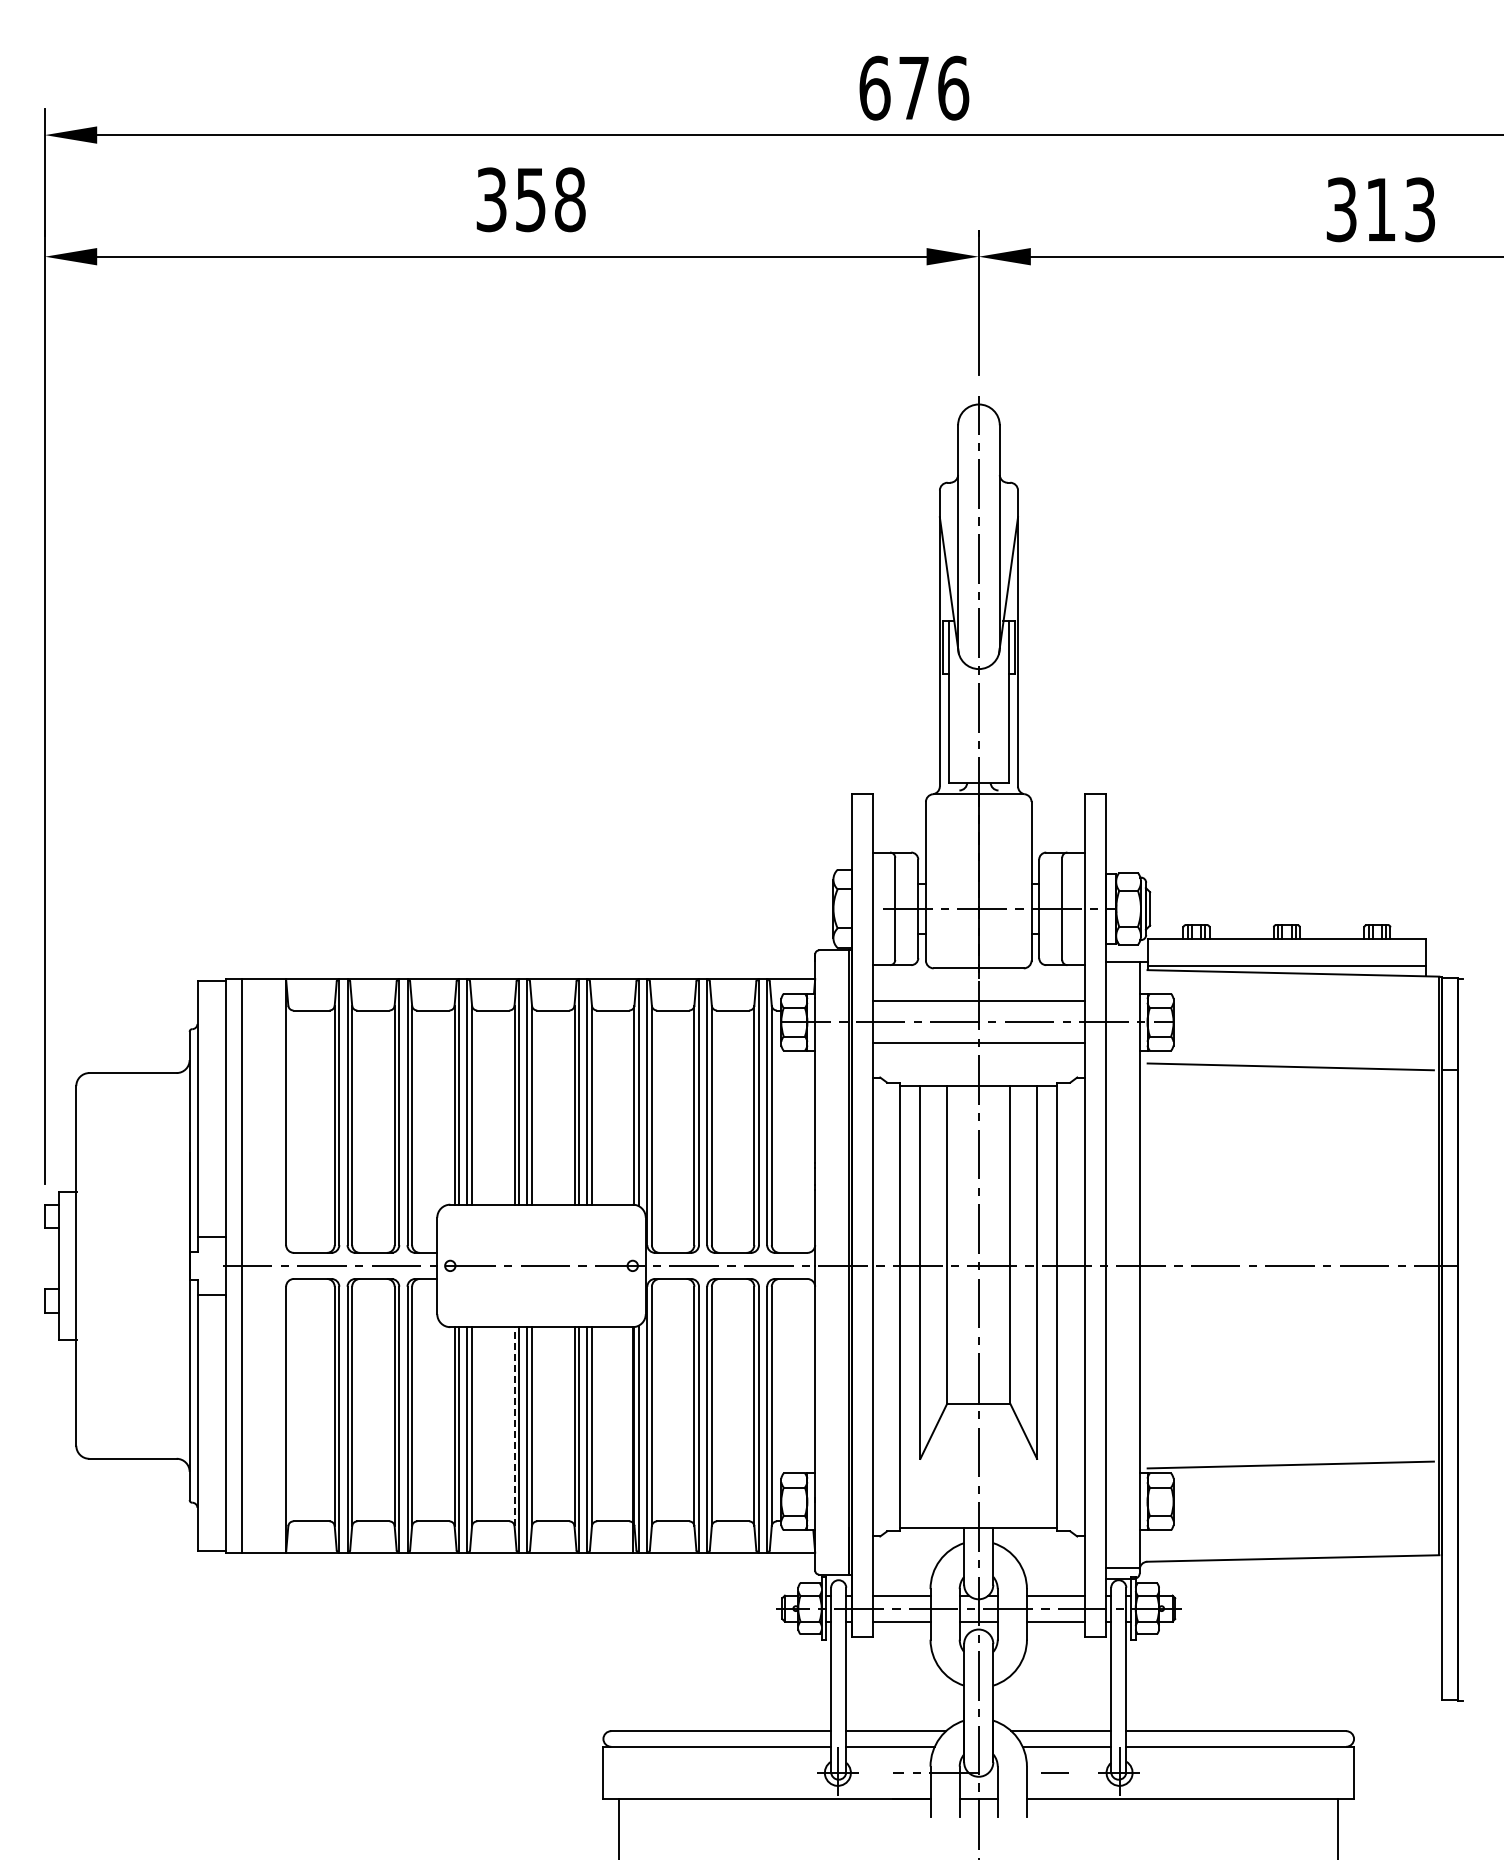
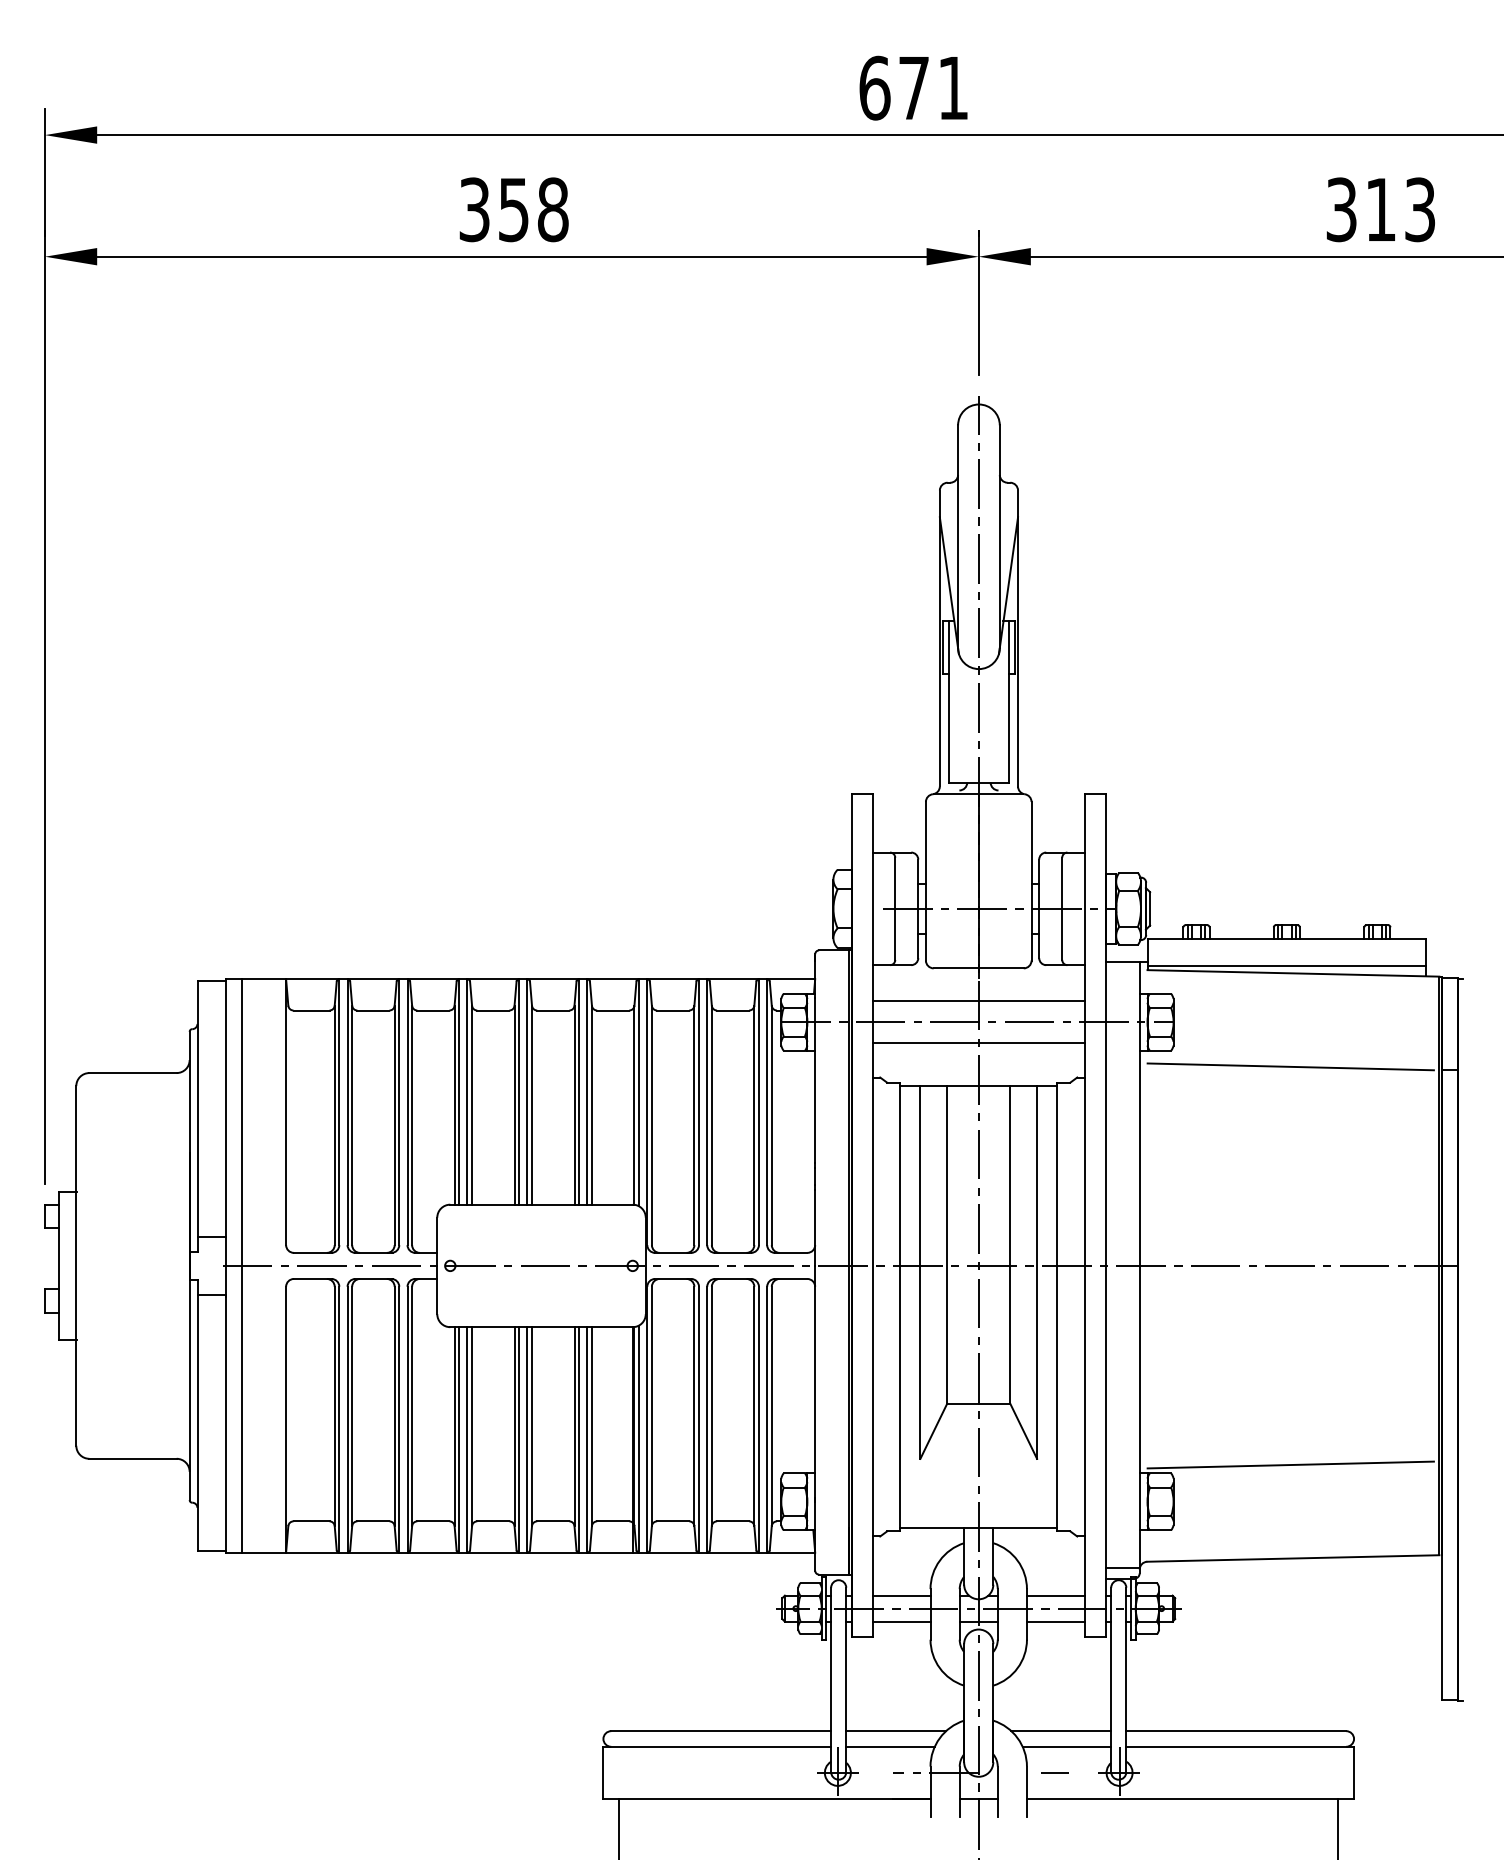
text: 676 -> 671 (953, 87)
text position: (530, 199) -> (513, 209) (513, 209)
line: dashed -> solid (514, 1426)
